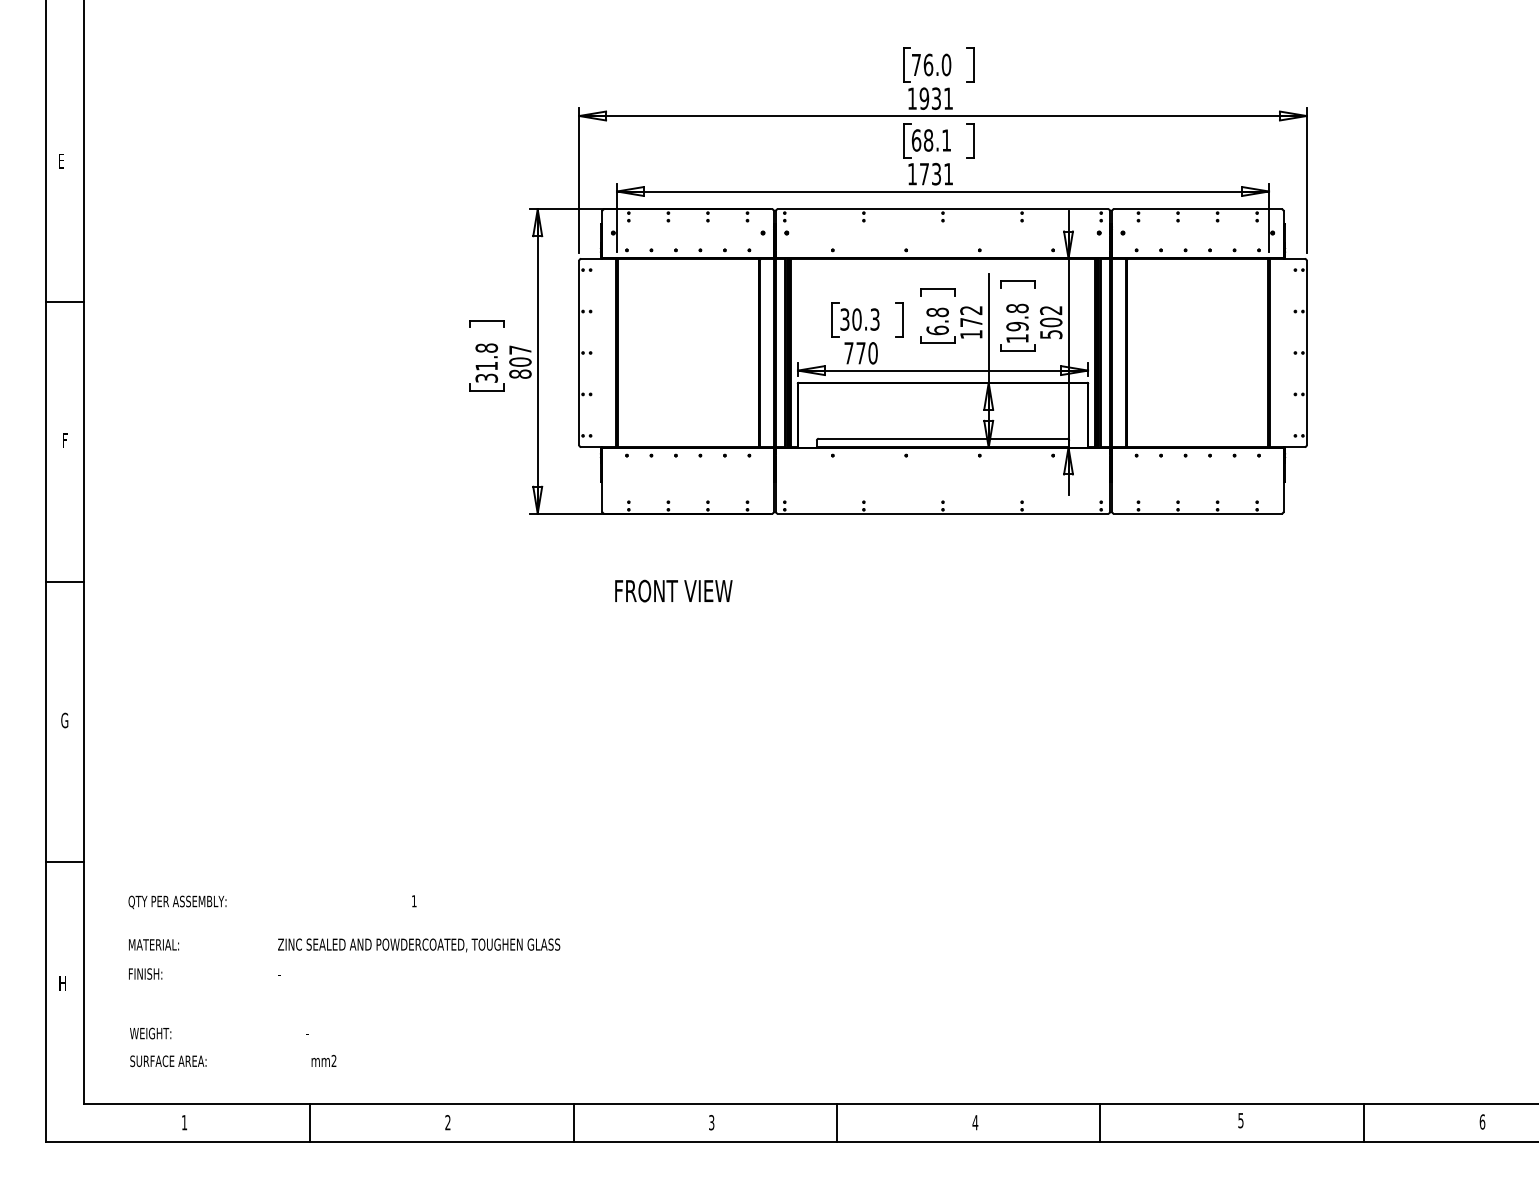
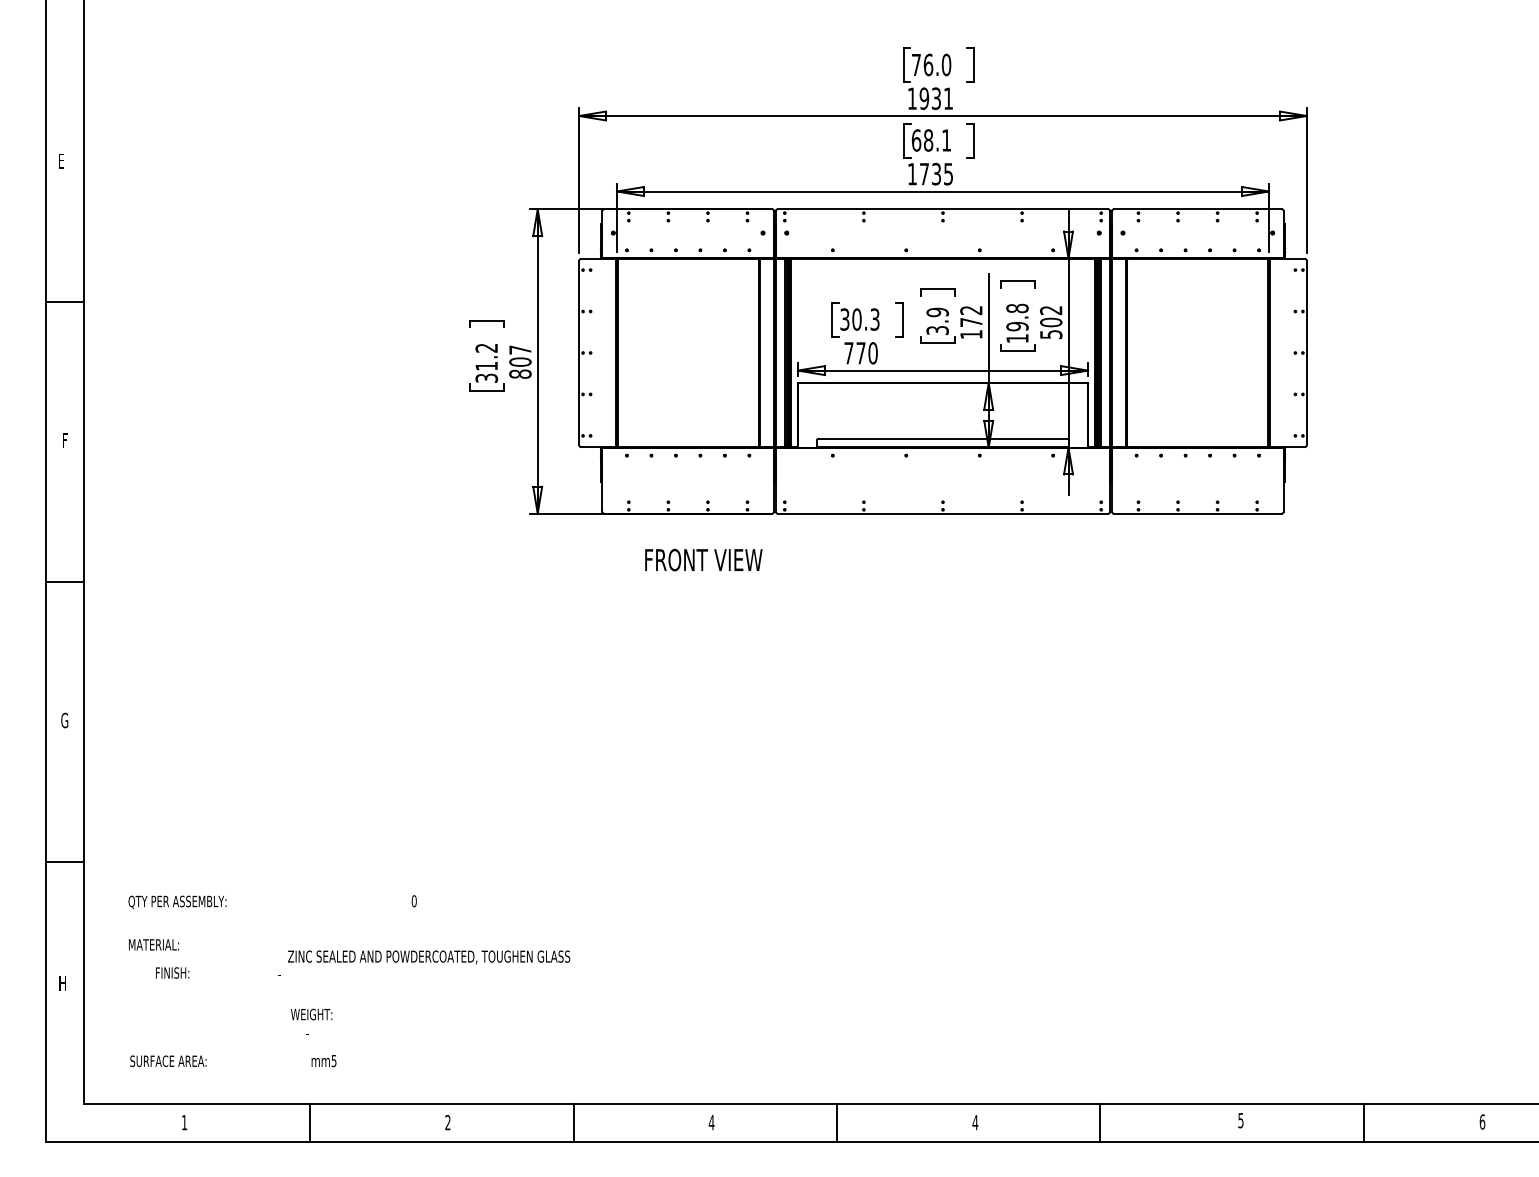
text: 1731 -> 1735 (948, 174)
text: 6.8 -> 3.9 (937, 321)
text: 31.8 -> 31.2 (486, 347)
text position: (673, 590) -> (703, 559) (703, 559)
text: 1 -> 0 (413, 901)
text position: (419, 945) -> (429, 957) (429, 957)
text position: (145, 973) -> (172, 972) (172, 972)
text position: (150, 1033) -> (311, 1014) (311, 1014)
text: mm2 -> mm5 (333, 1060)
text: 3 -> 4 (711, 1122)
